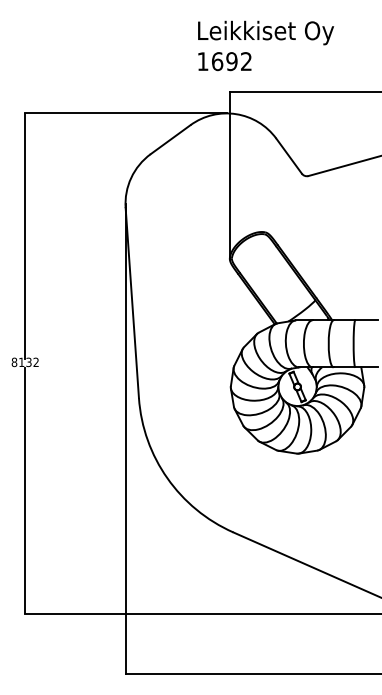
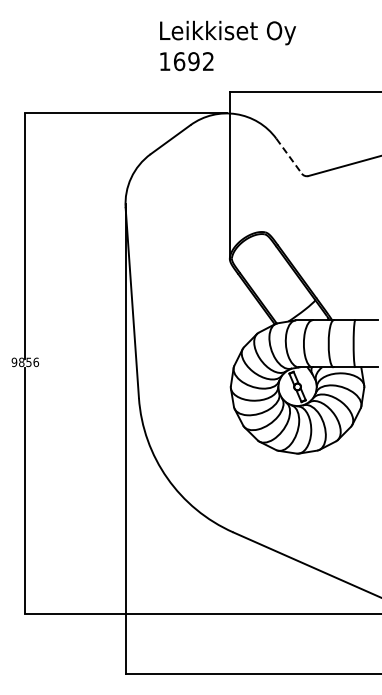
text position: (266, 45) -> (228, 45) (228, 45)
line: solid -> dashed (289, 156)
text: 8132 -> 9856 (25, 362)
